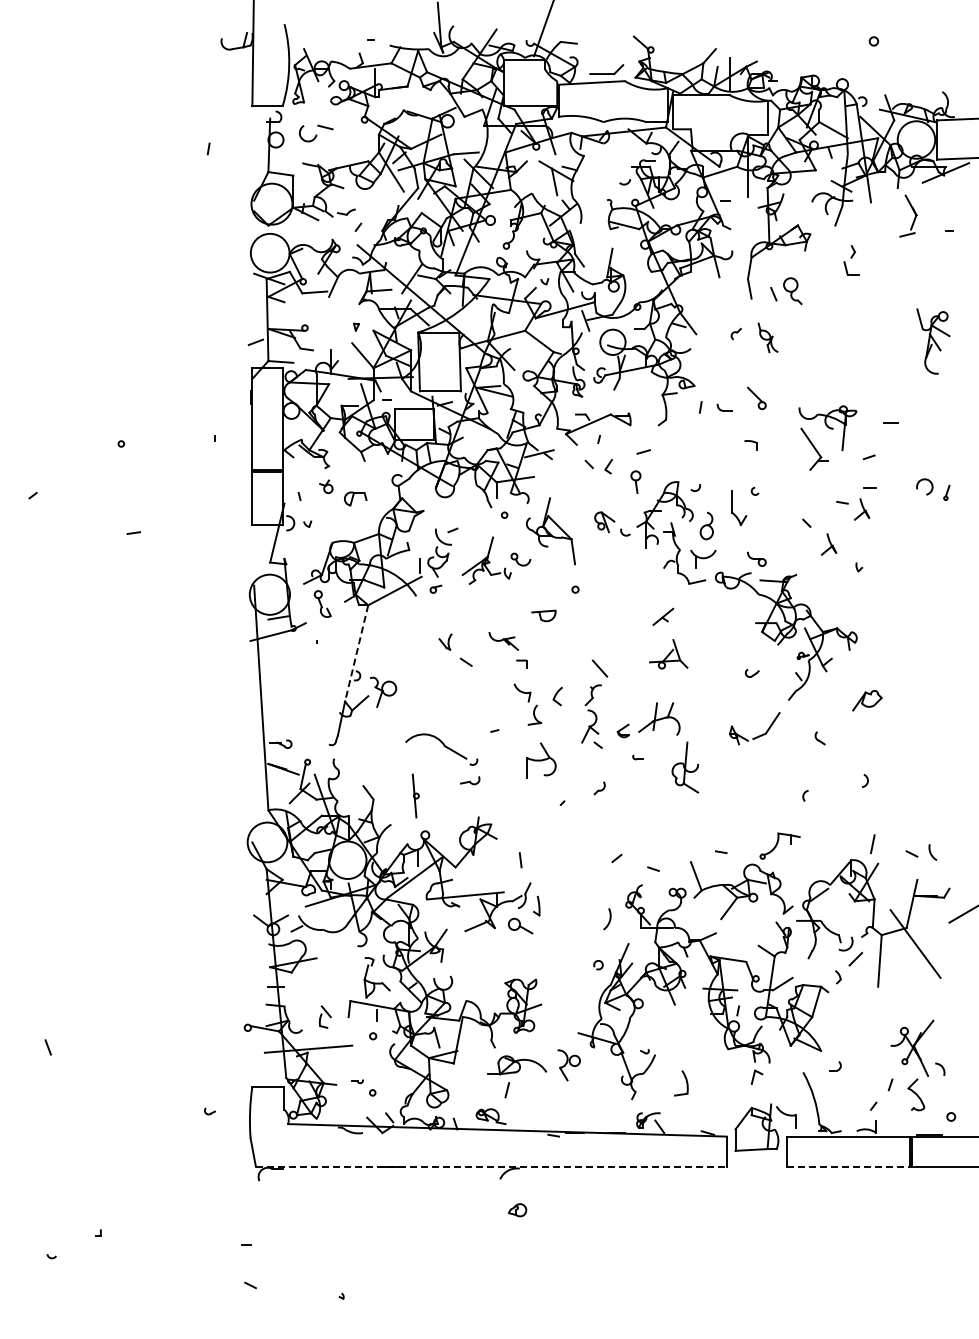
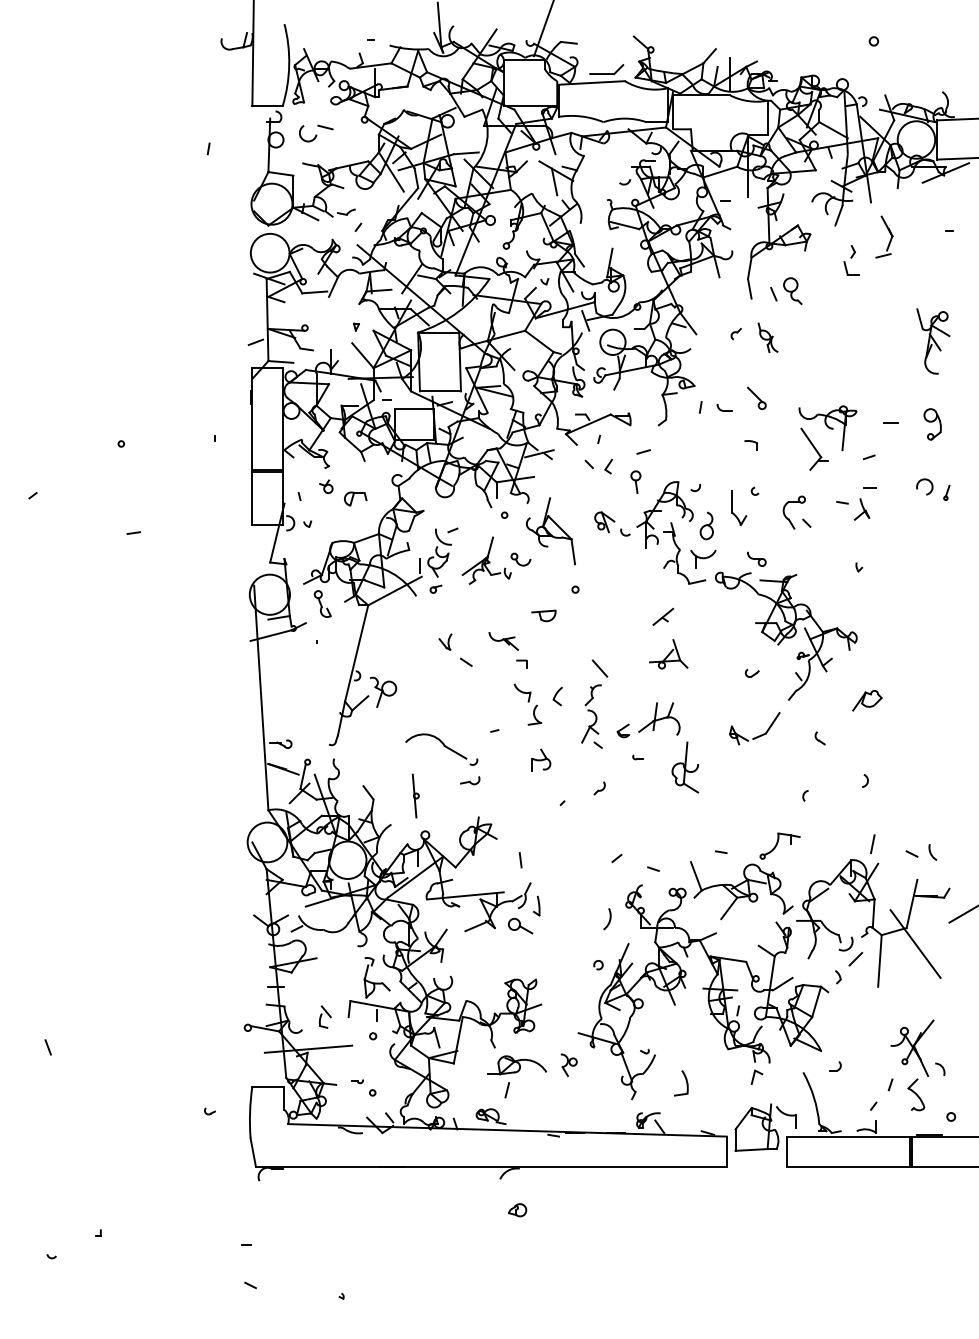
part position: (908, 215) -> (884, 236) (884, 236)
part: none -> present (932, 424)
part: none -> present (789, 518)
part: present -> none (828, 544)
line: dashed -> solid (356, 653)
part size: 31x37 px -> 21x24 px (541, 759)
part size: 24x33 px -> 18x24 px (568, 1064)
line: dashed -> solid (491, 1166)
line: dashed -> solid (848, 1166)
